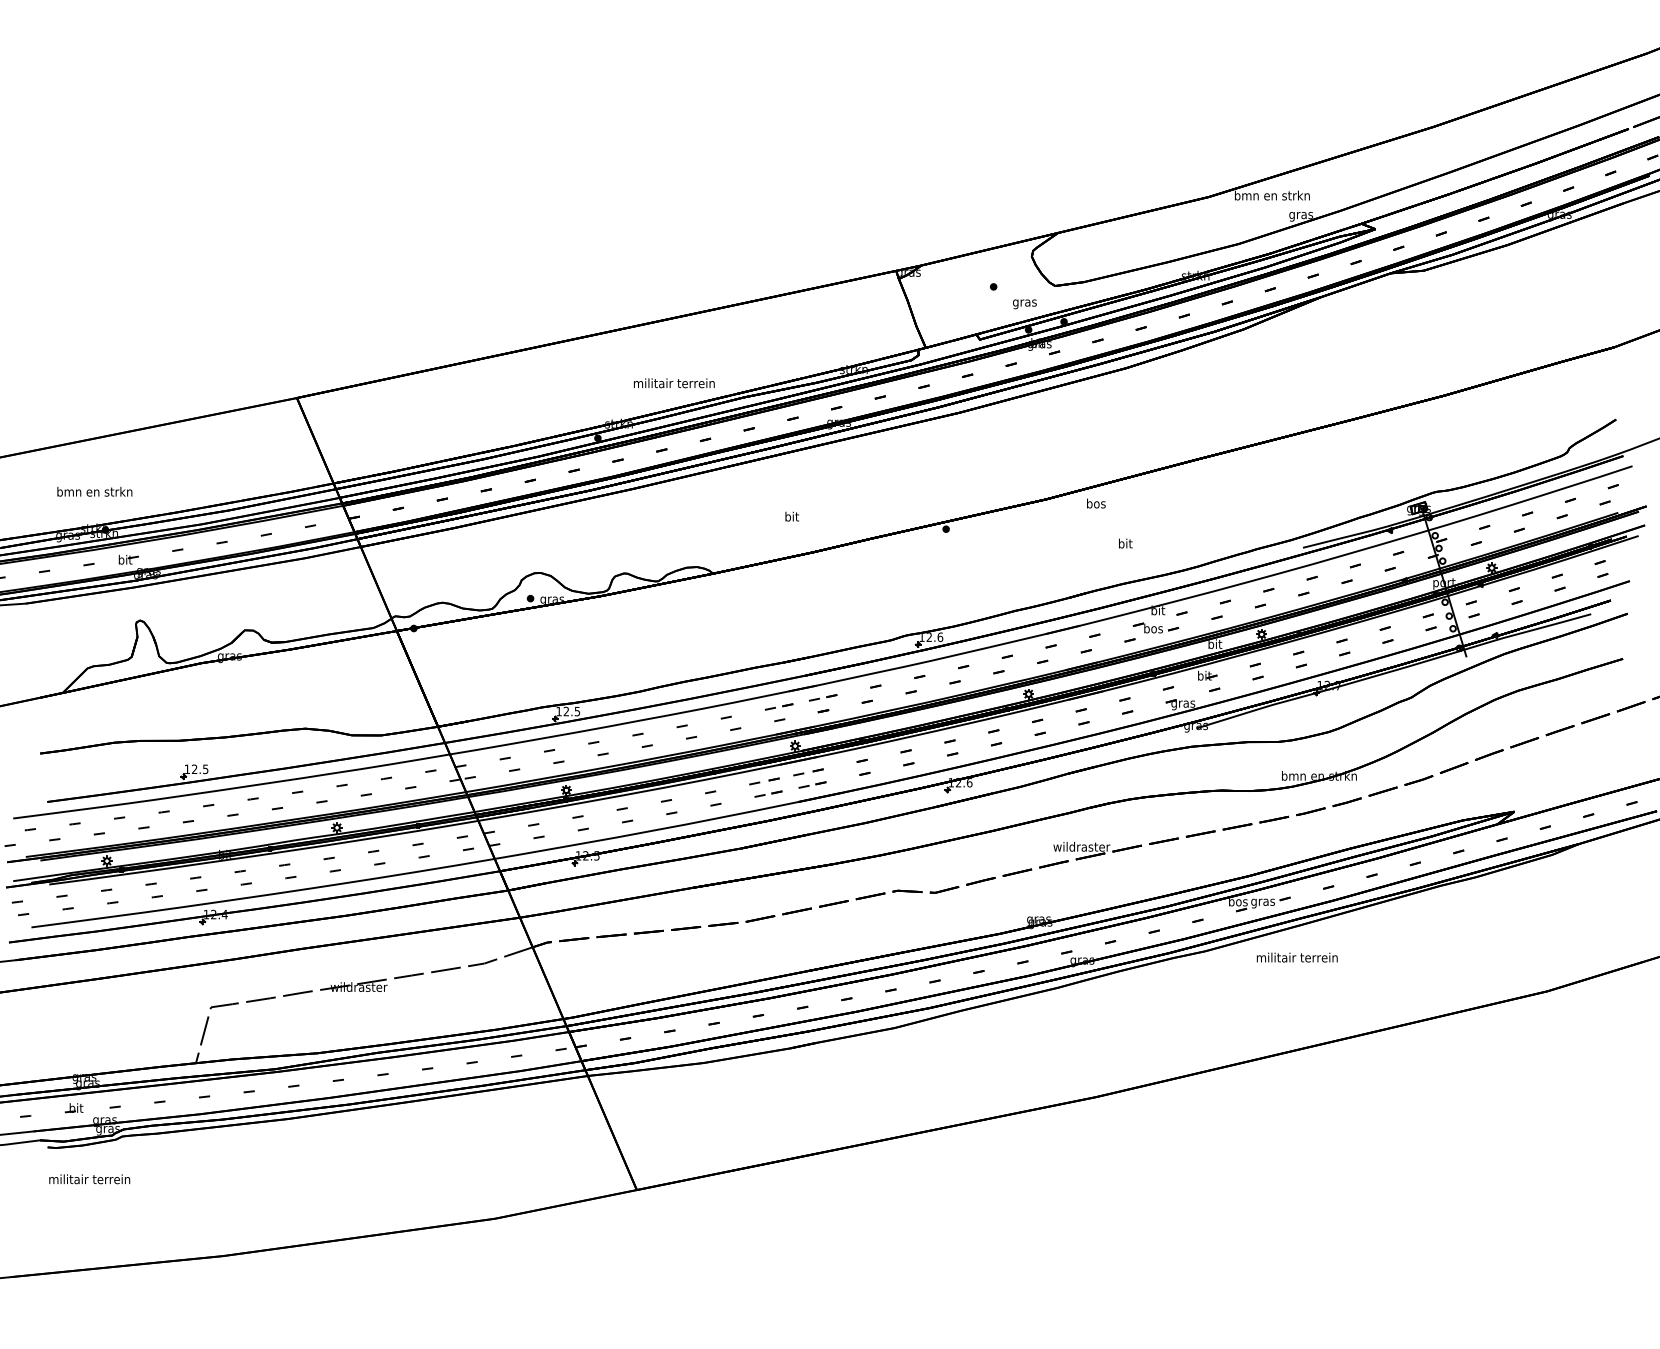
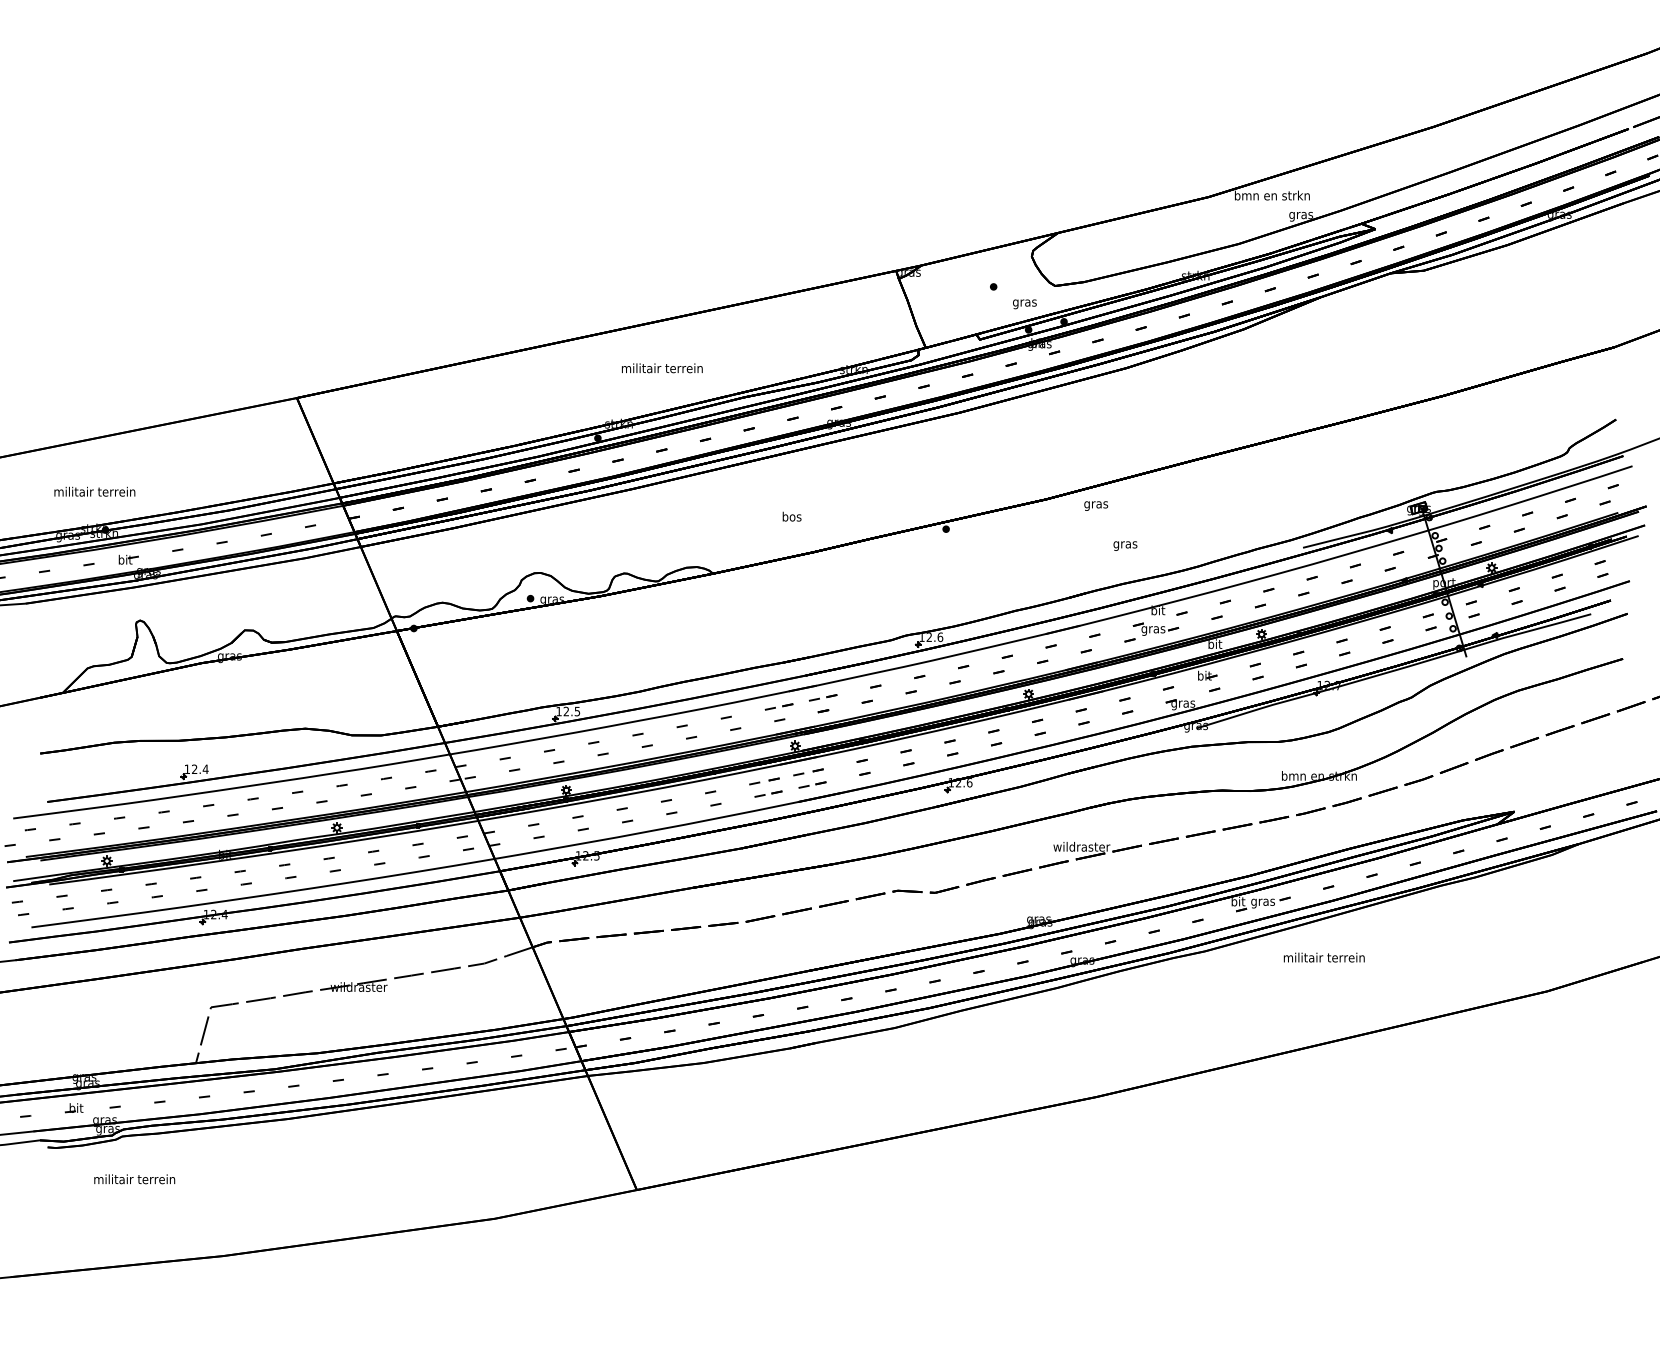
text position: (674, 383) -> (662, 368) (662, 368)
text: bmn en strkn -> militair terrein (94, 491)
text: bos -> gras (1096, 504)
text: bit -> bos (791, 516)
text: bit -> gras (1125, 544)
text: bos -> gras (1153, 629)
text: 12.5 -> 12.4 (205, 769)
text: bos -> bit (1238, 901)
text position: (1296, 957) -> (1323, 957) (1323, 957)
text position: (89, 1179) -> (134, 1179) (134, 1179)
